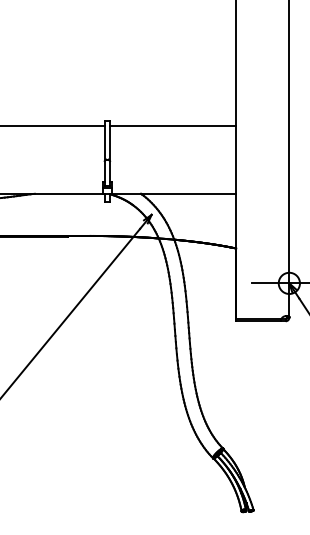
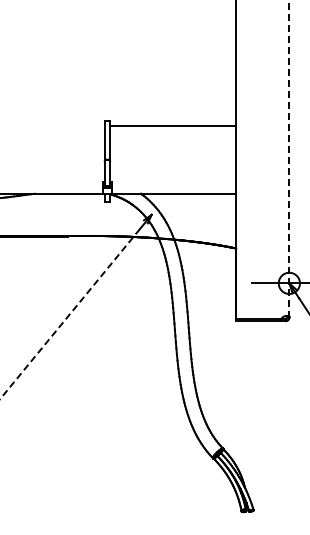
line: present -> none (53, 125)
line: solid -> dashed (289, 158)
line: solid -> dashed (70, 313)
